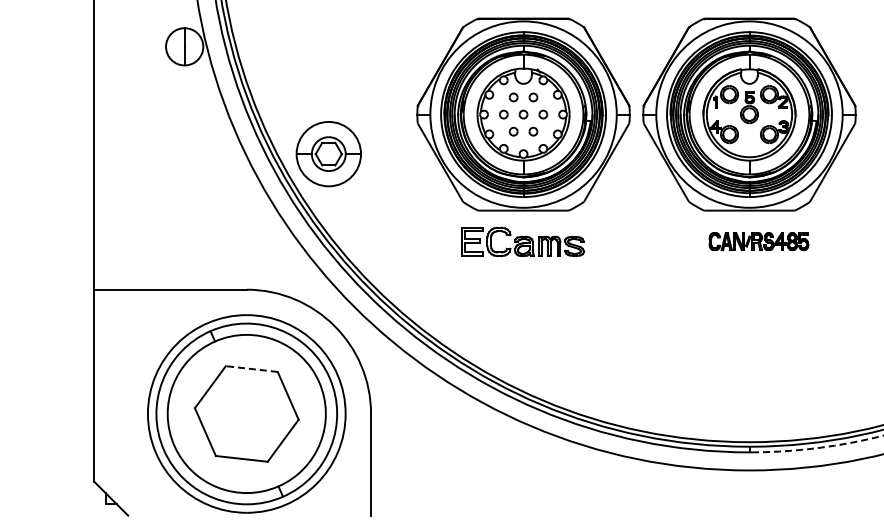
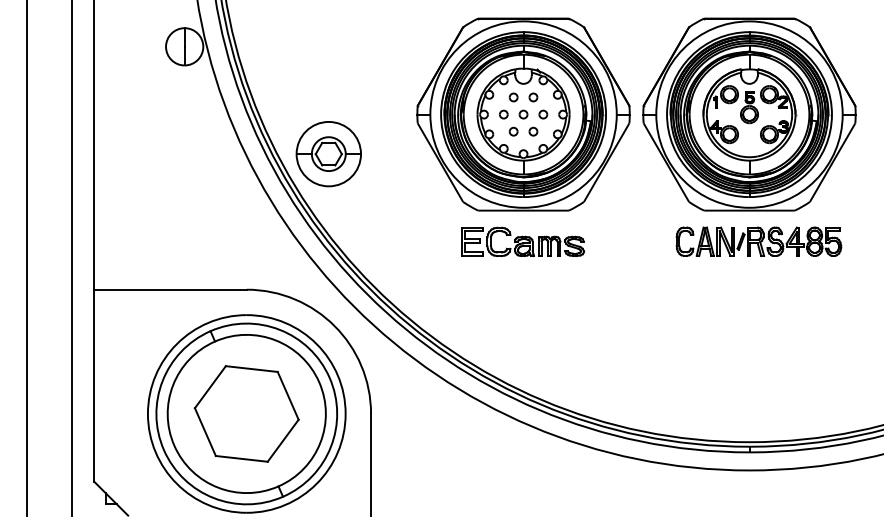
part size: 102x20 px -> 168x31 px (758, 241)
line: none -> present (26, 258)
line: none -> present (71, 258)
line: dashed -> solid (251, 369)
arc: dashed -> solid (819, 447)
